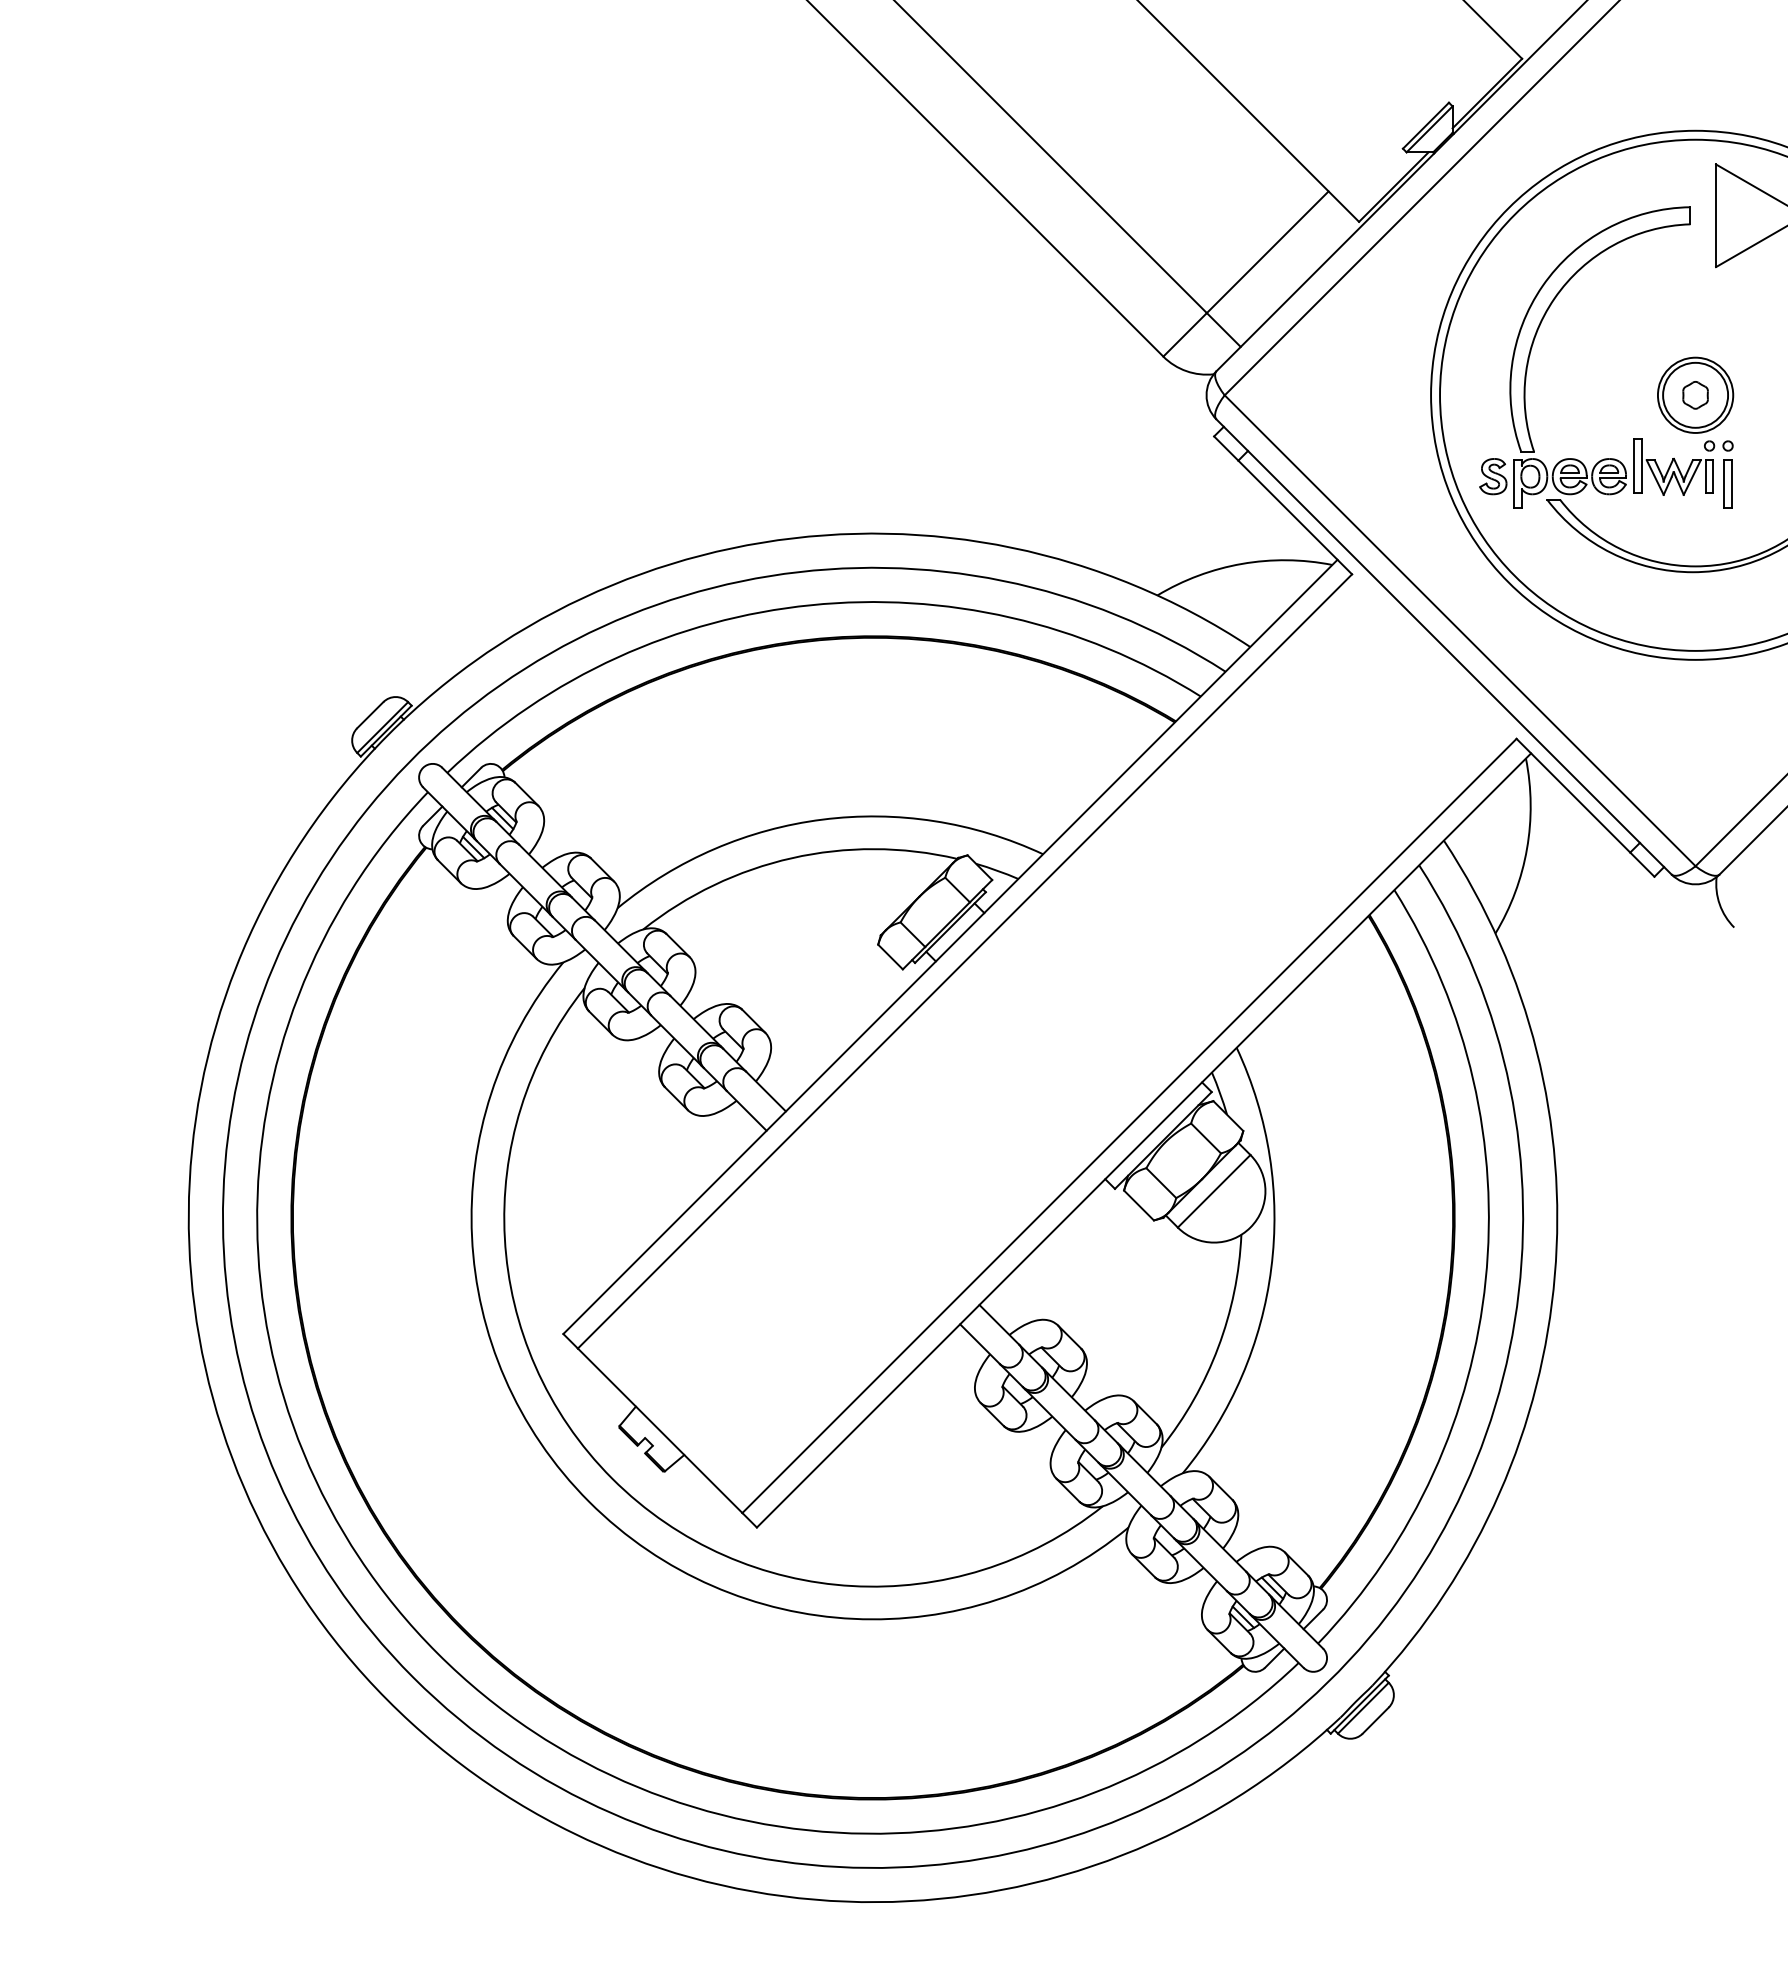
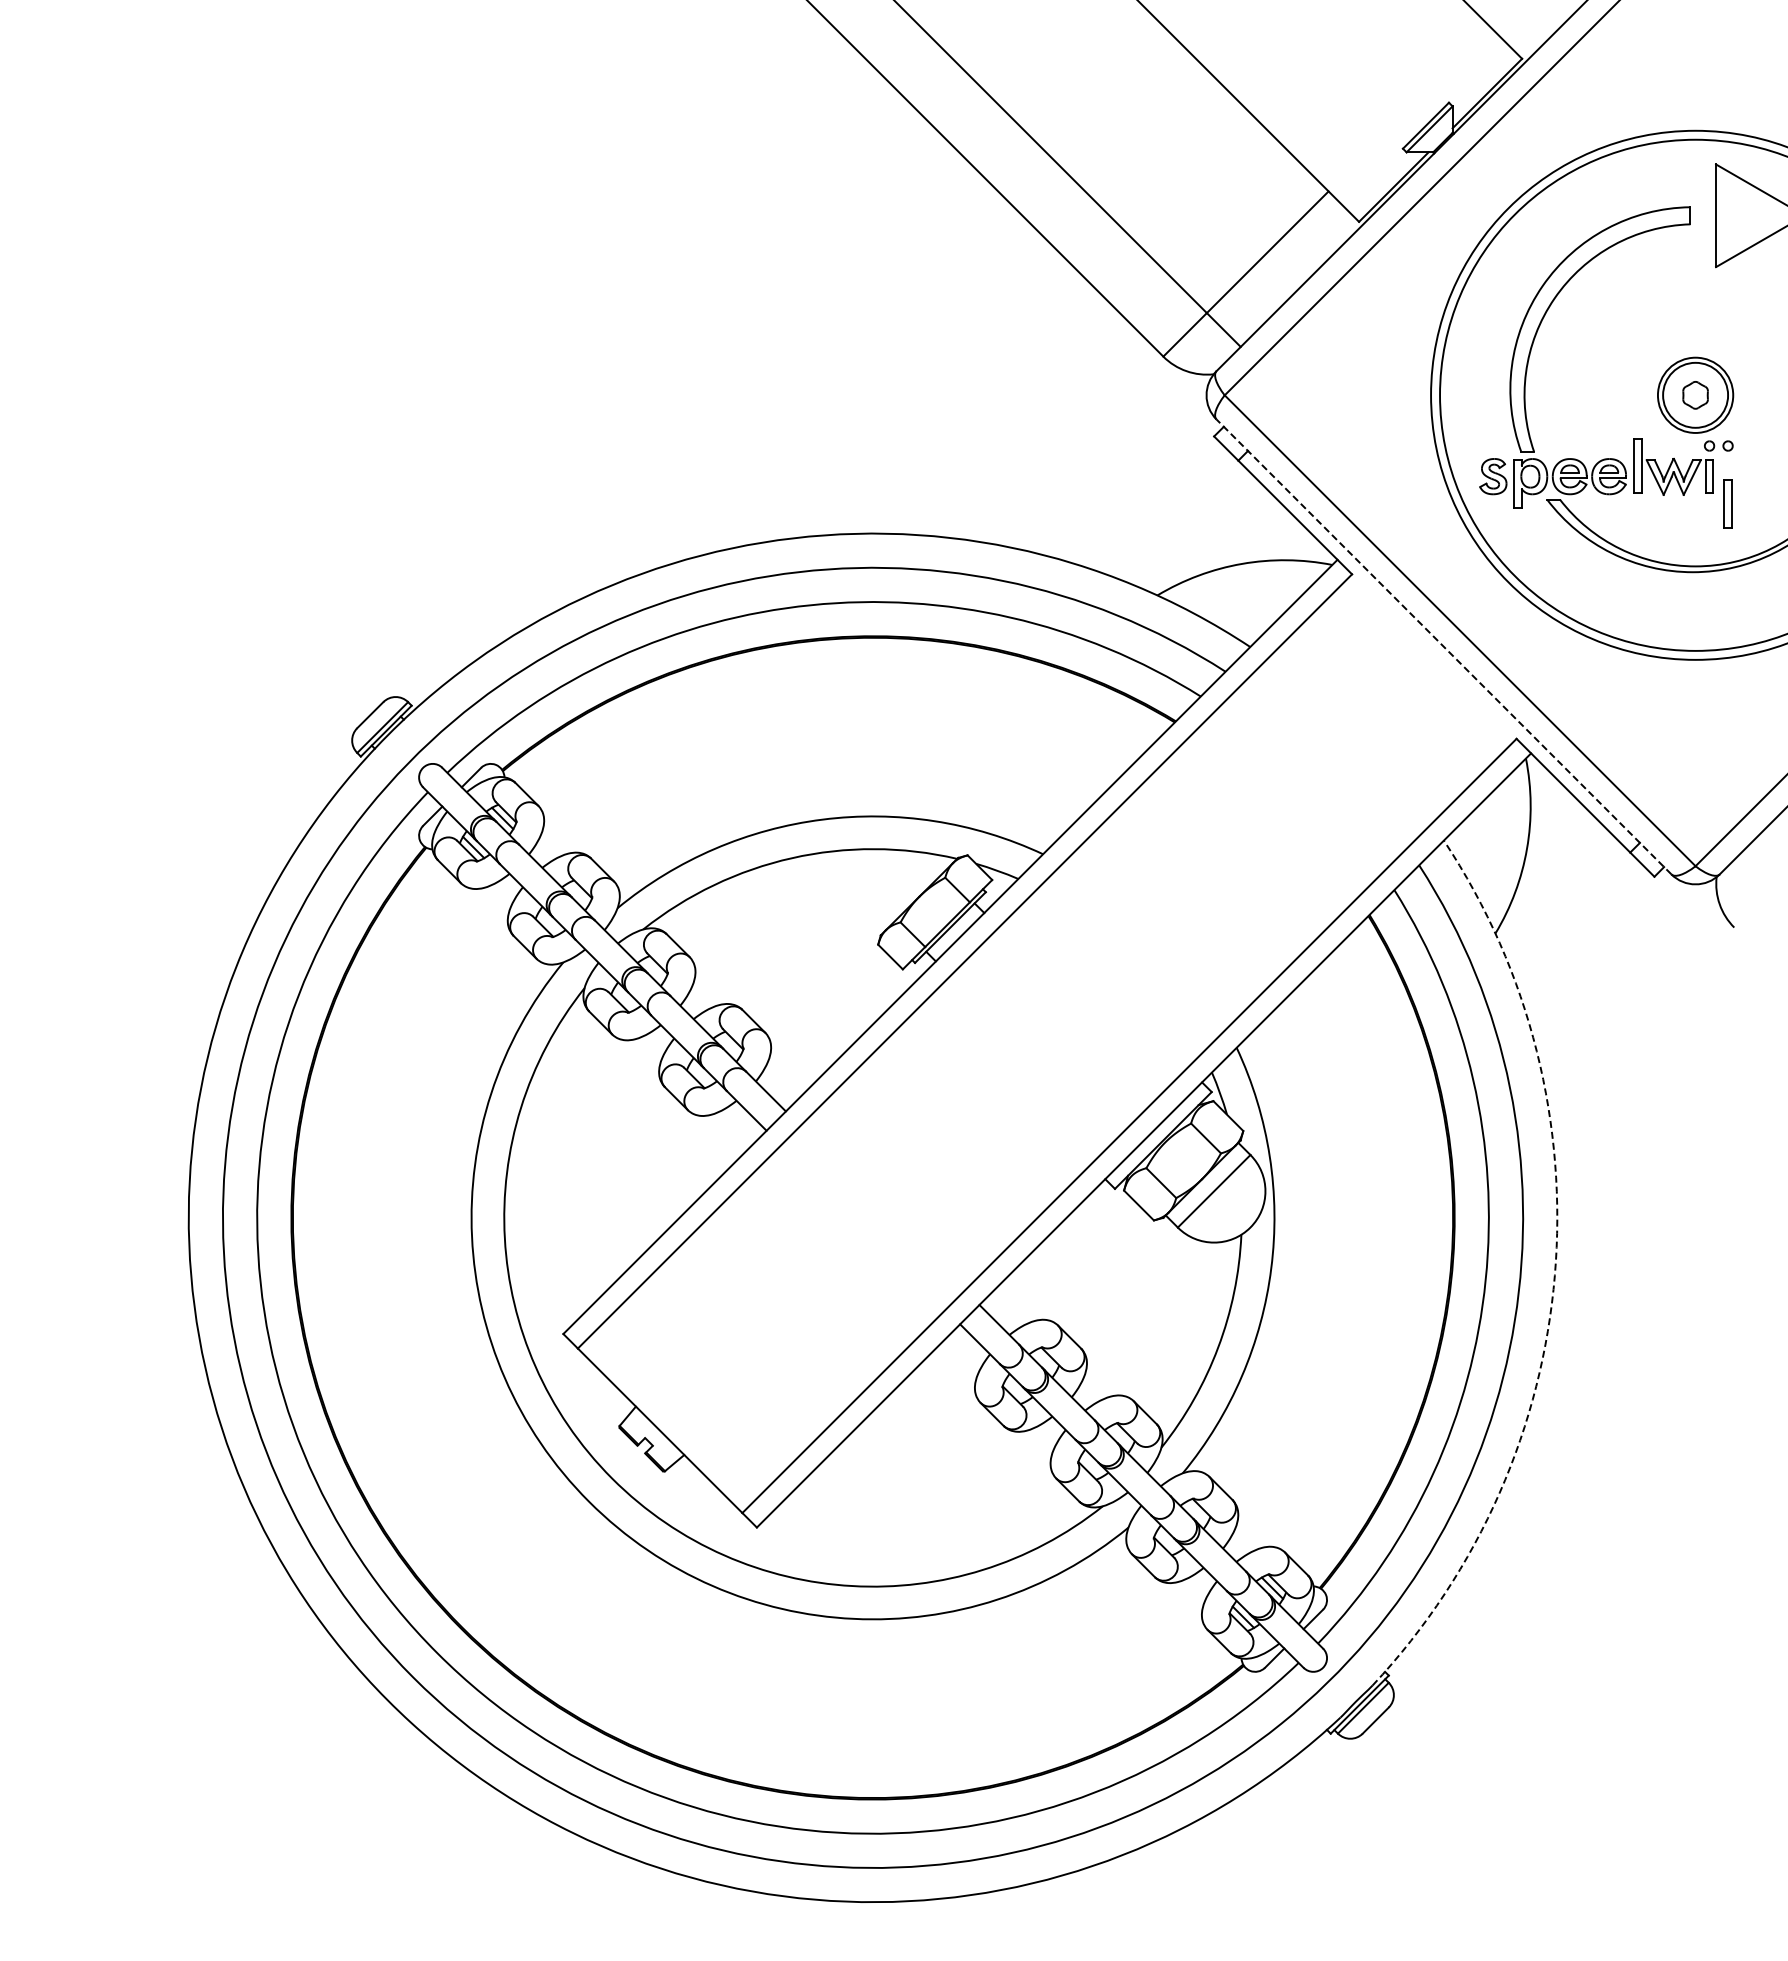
part position: (1727, 483) -> (1727, 503) (1727, 503)
line: solid -> dashed (1443, 646)
arc: solid -> dashed (1554, 1275)
